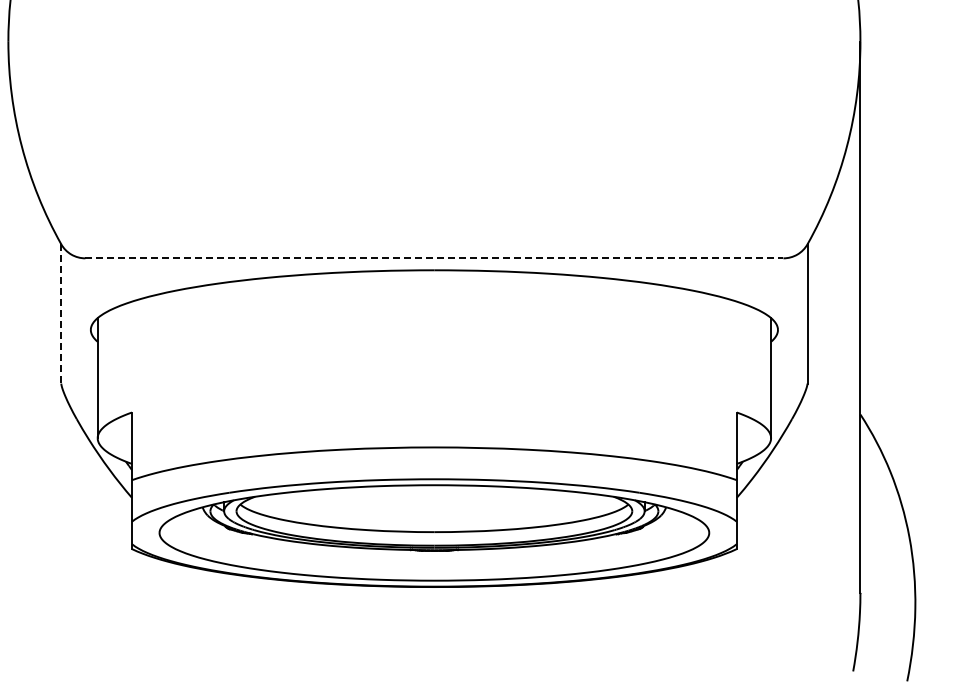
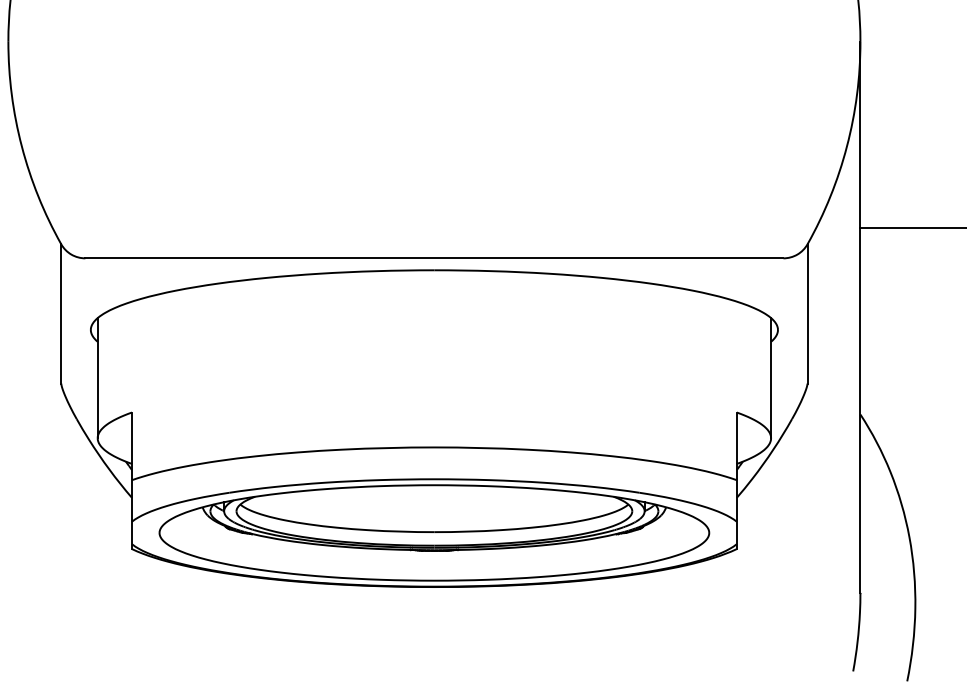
line: none -> present (911, 227)
line: dashed -> solid (434, 258)
line: dashed -> solid (61, 313)
